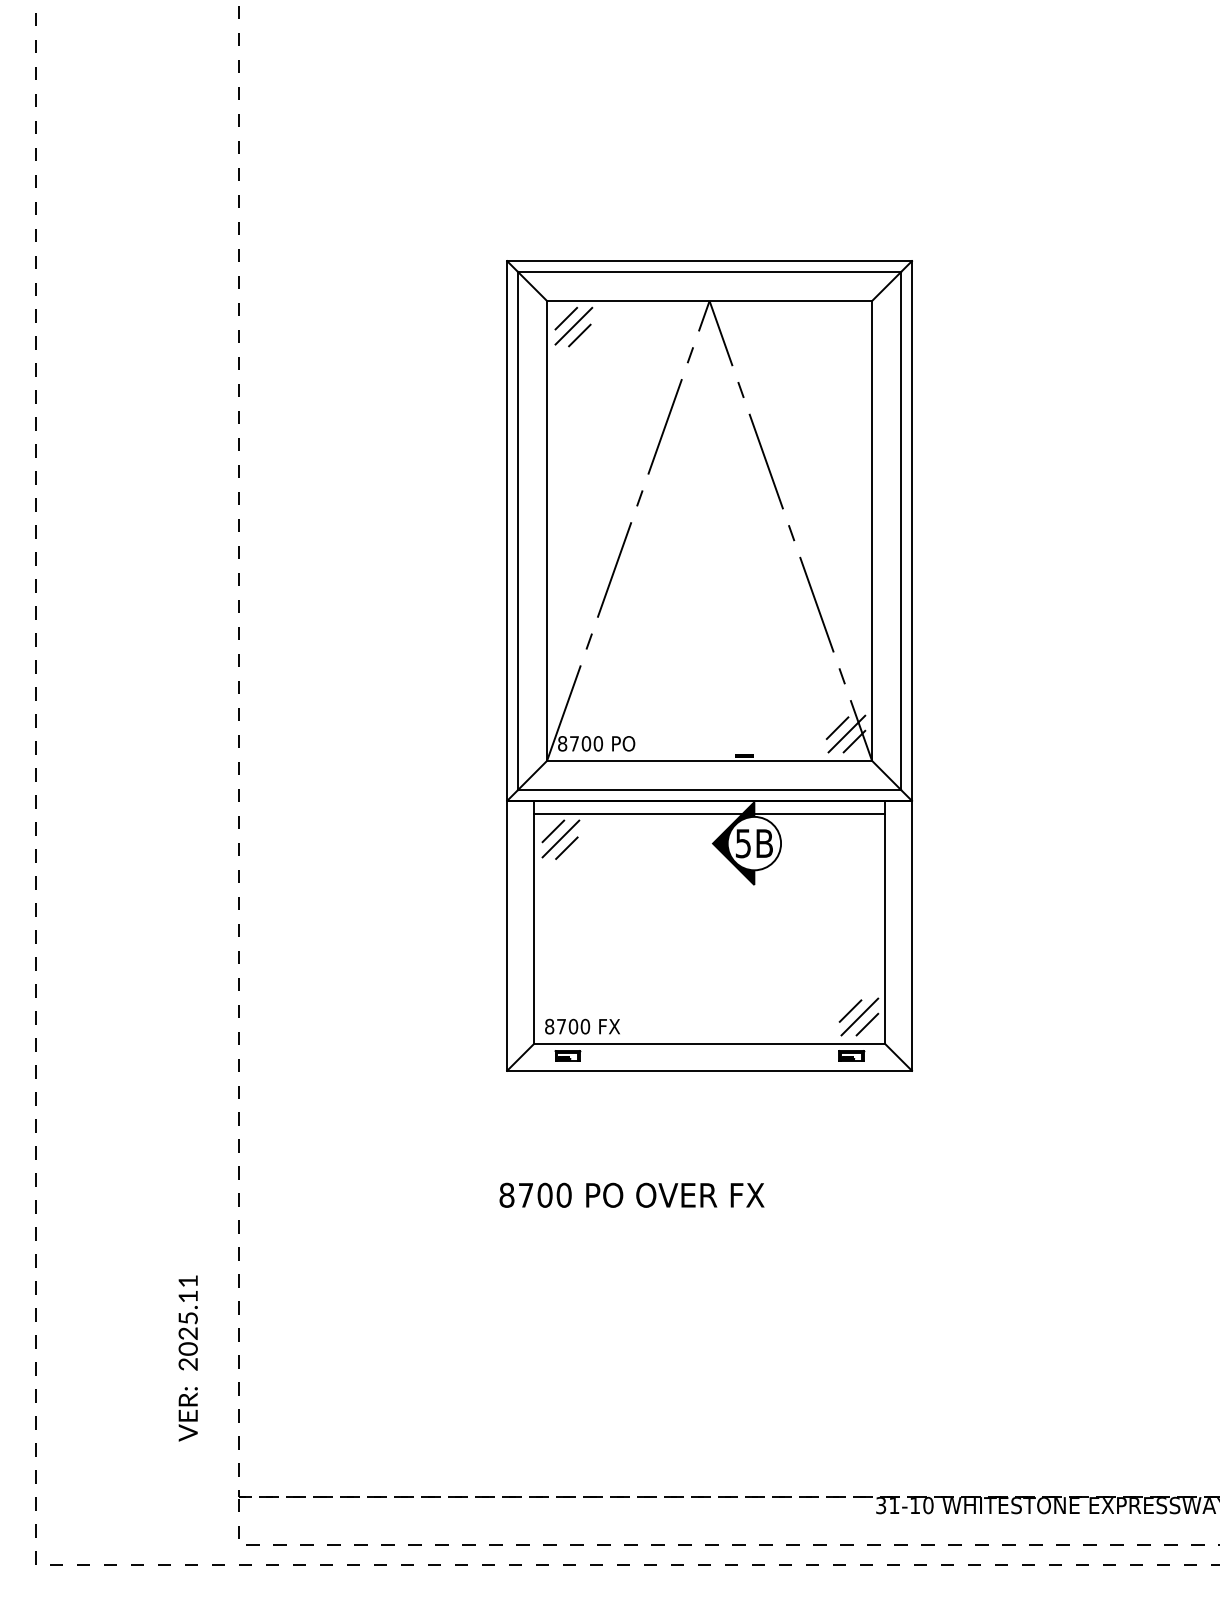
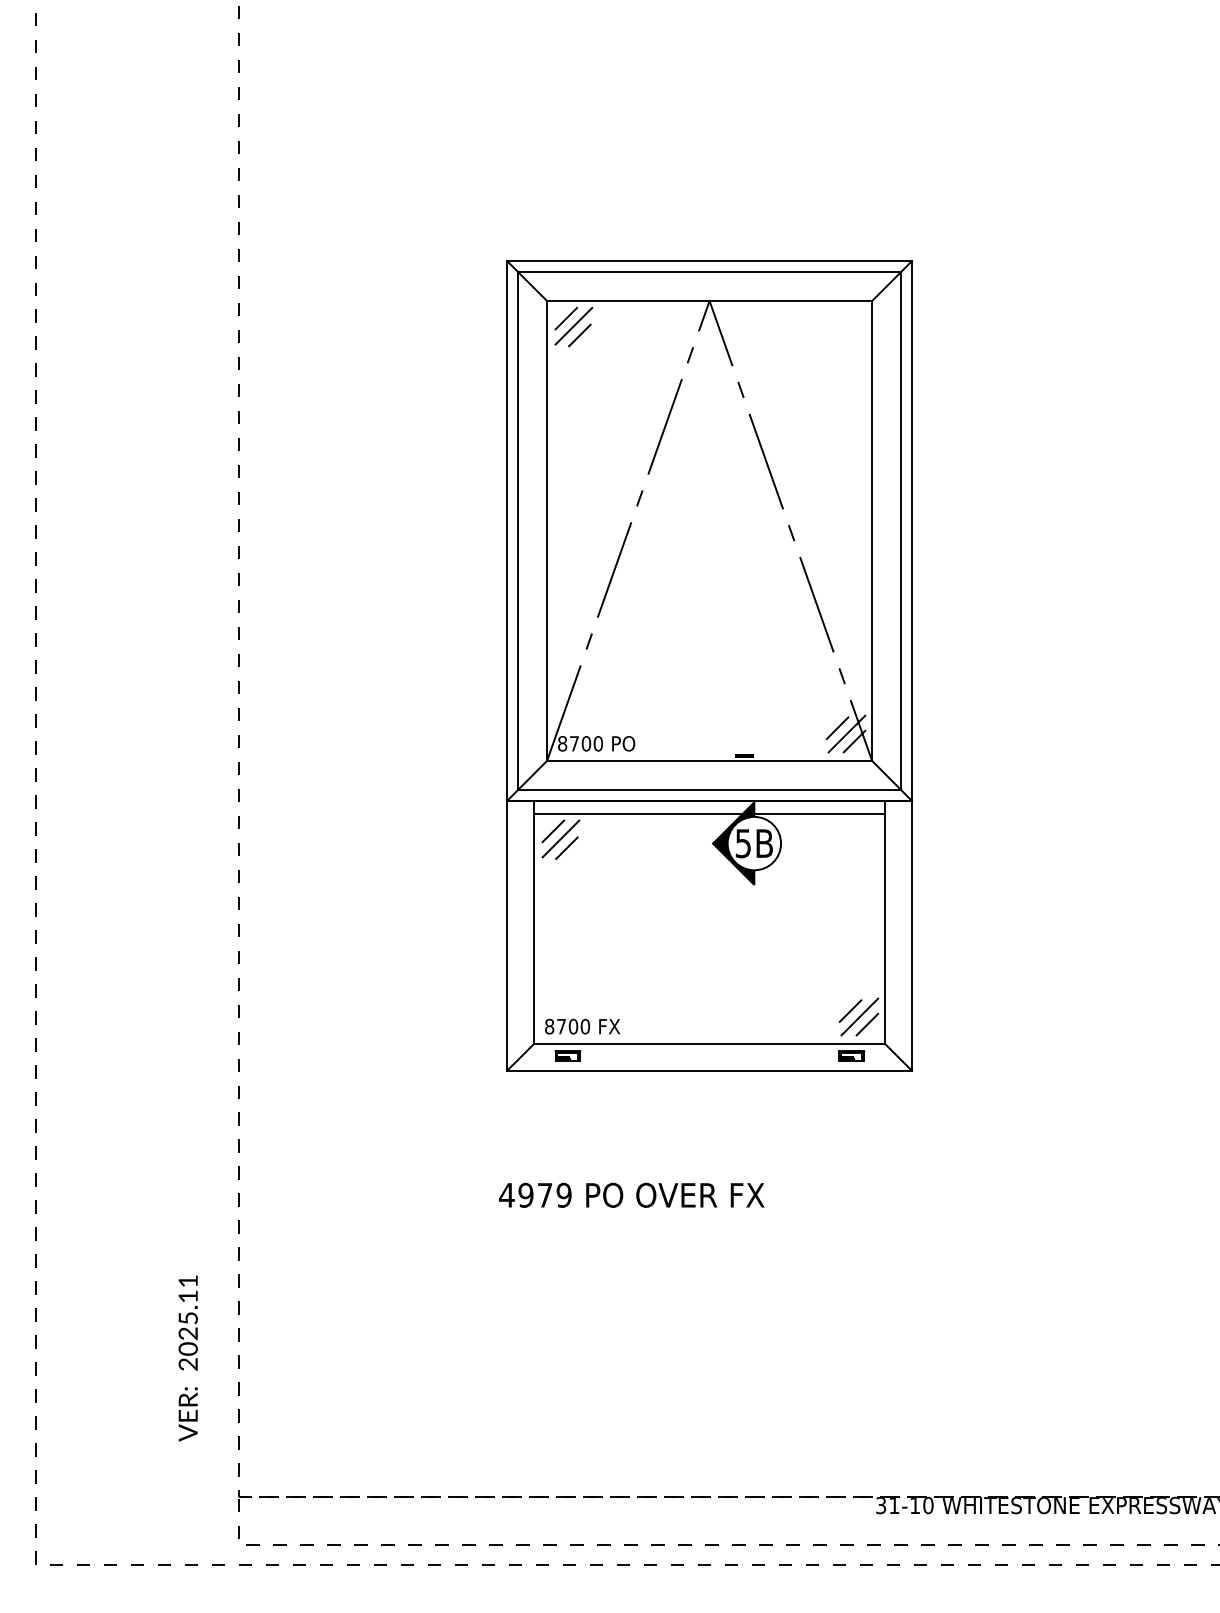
text: 8700 -> 4979 (535, 1194)
